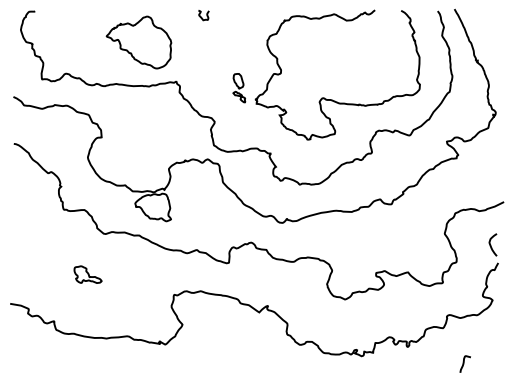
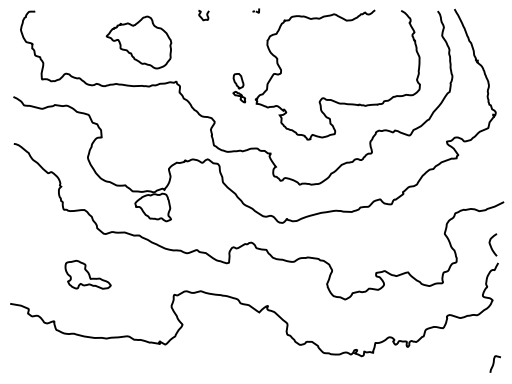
part: none -> present (256, 10)
part size: 30x19 px -> 48x31 px (87, 274)
curve position: (464, 363) -> (494, 363) (494, 363)
